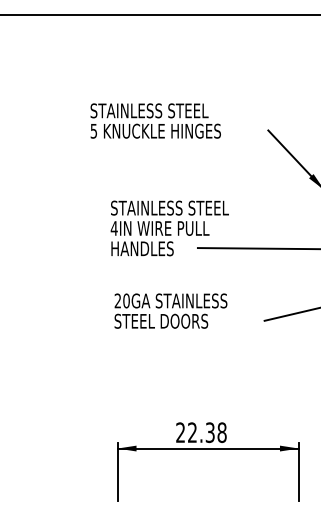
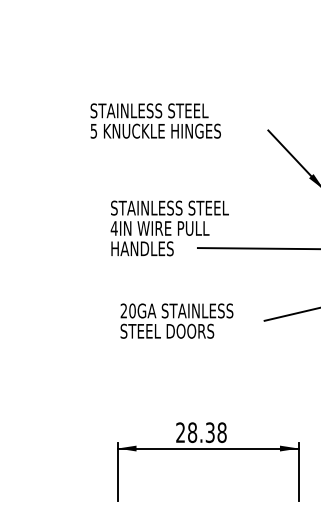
line: present -> none (159, 15)
text position: (170, 310) -> (176, 320) (176, 320)
text: 22.38 -> 28.38 (192, 432)
